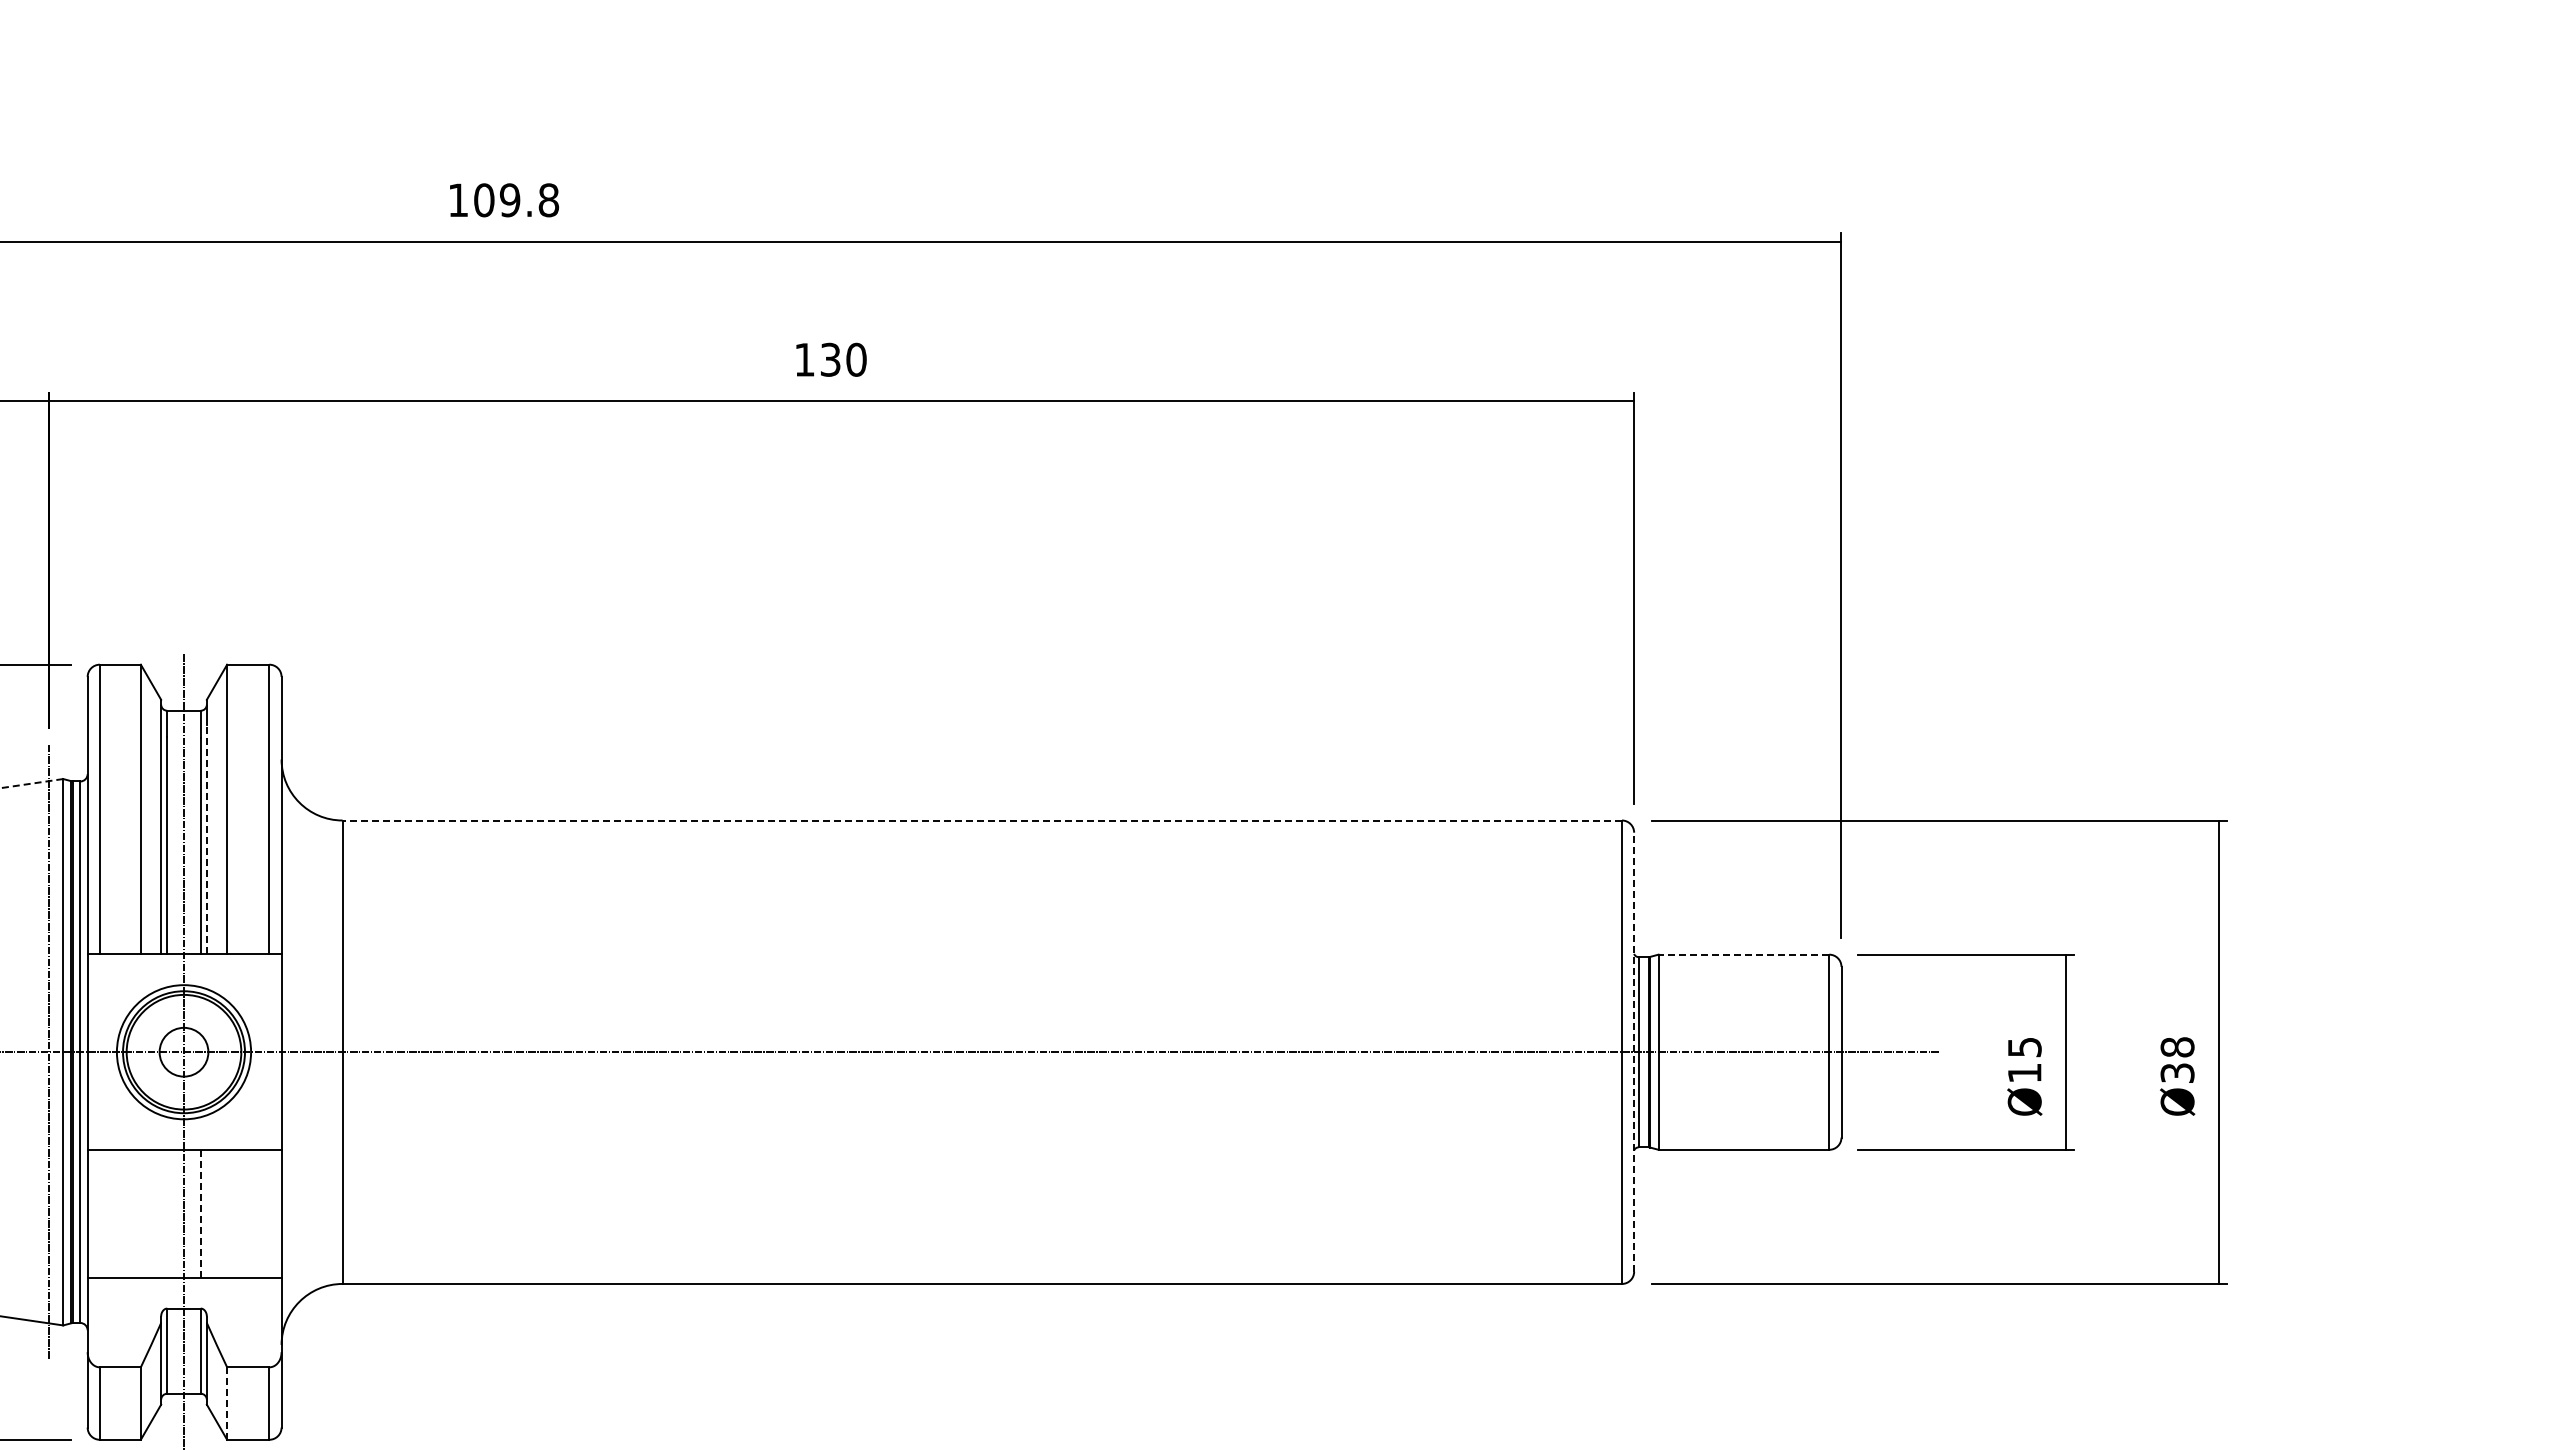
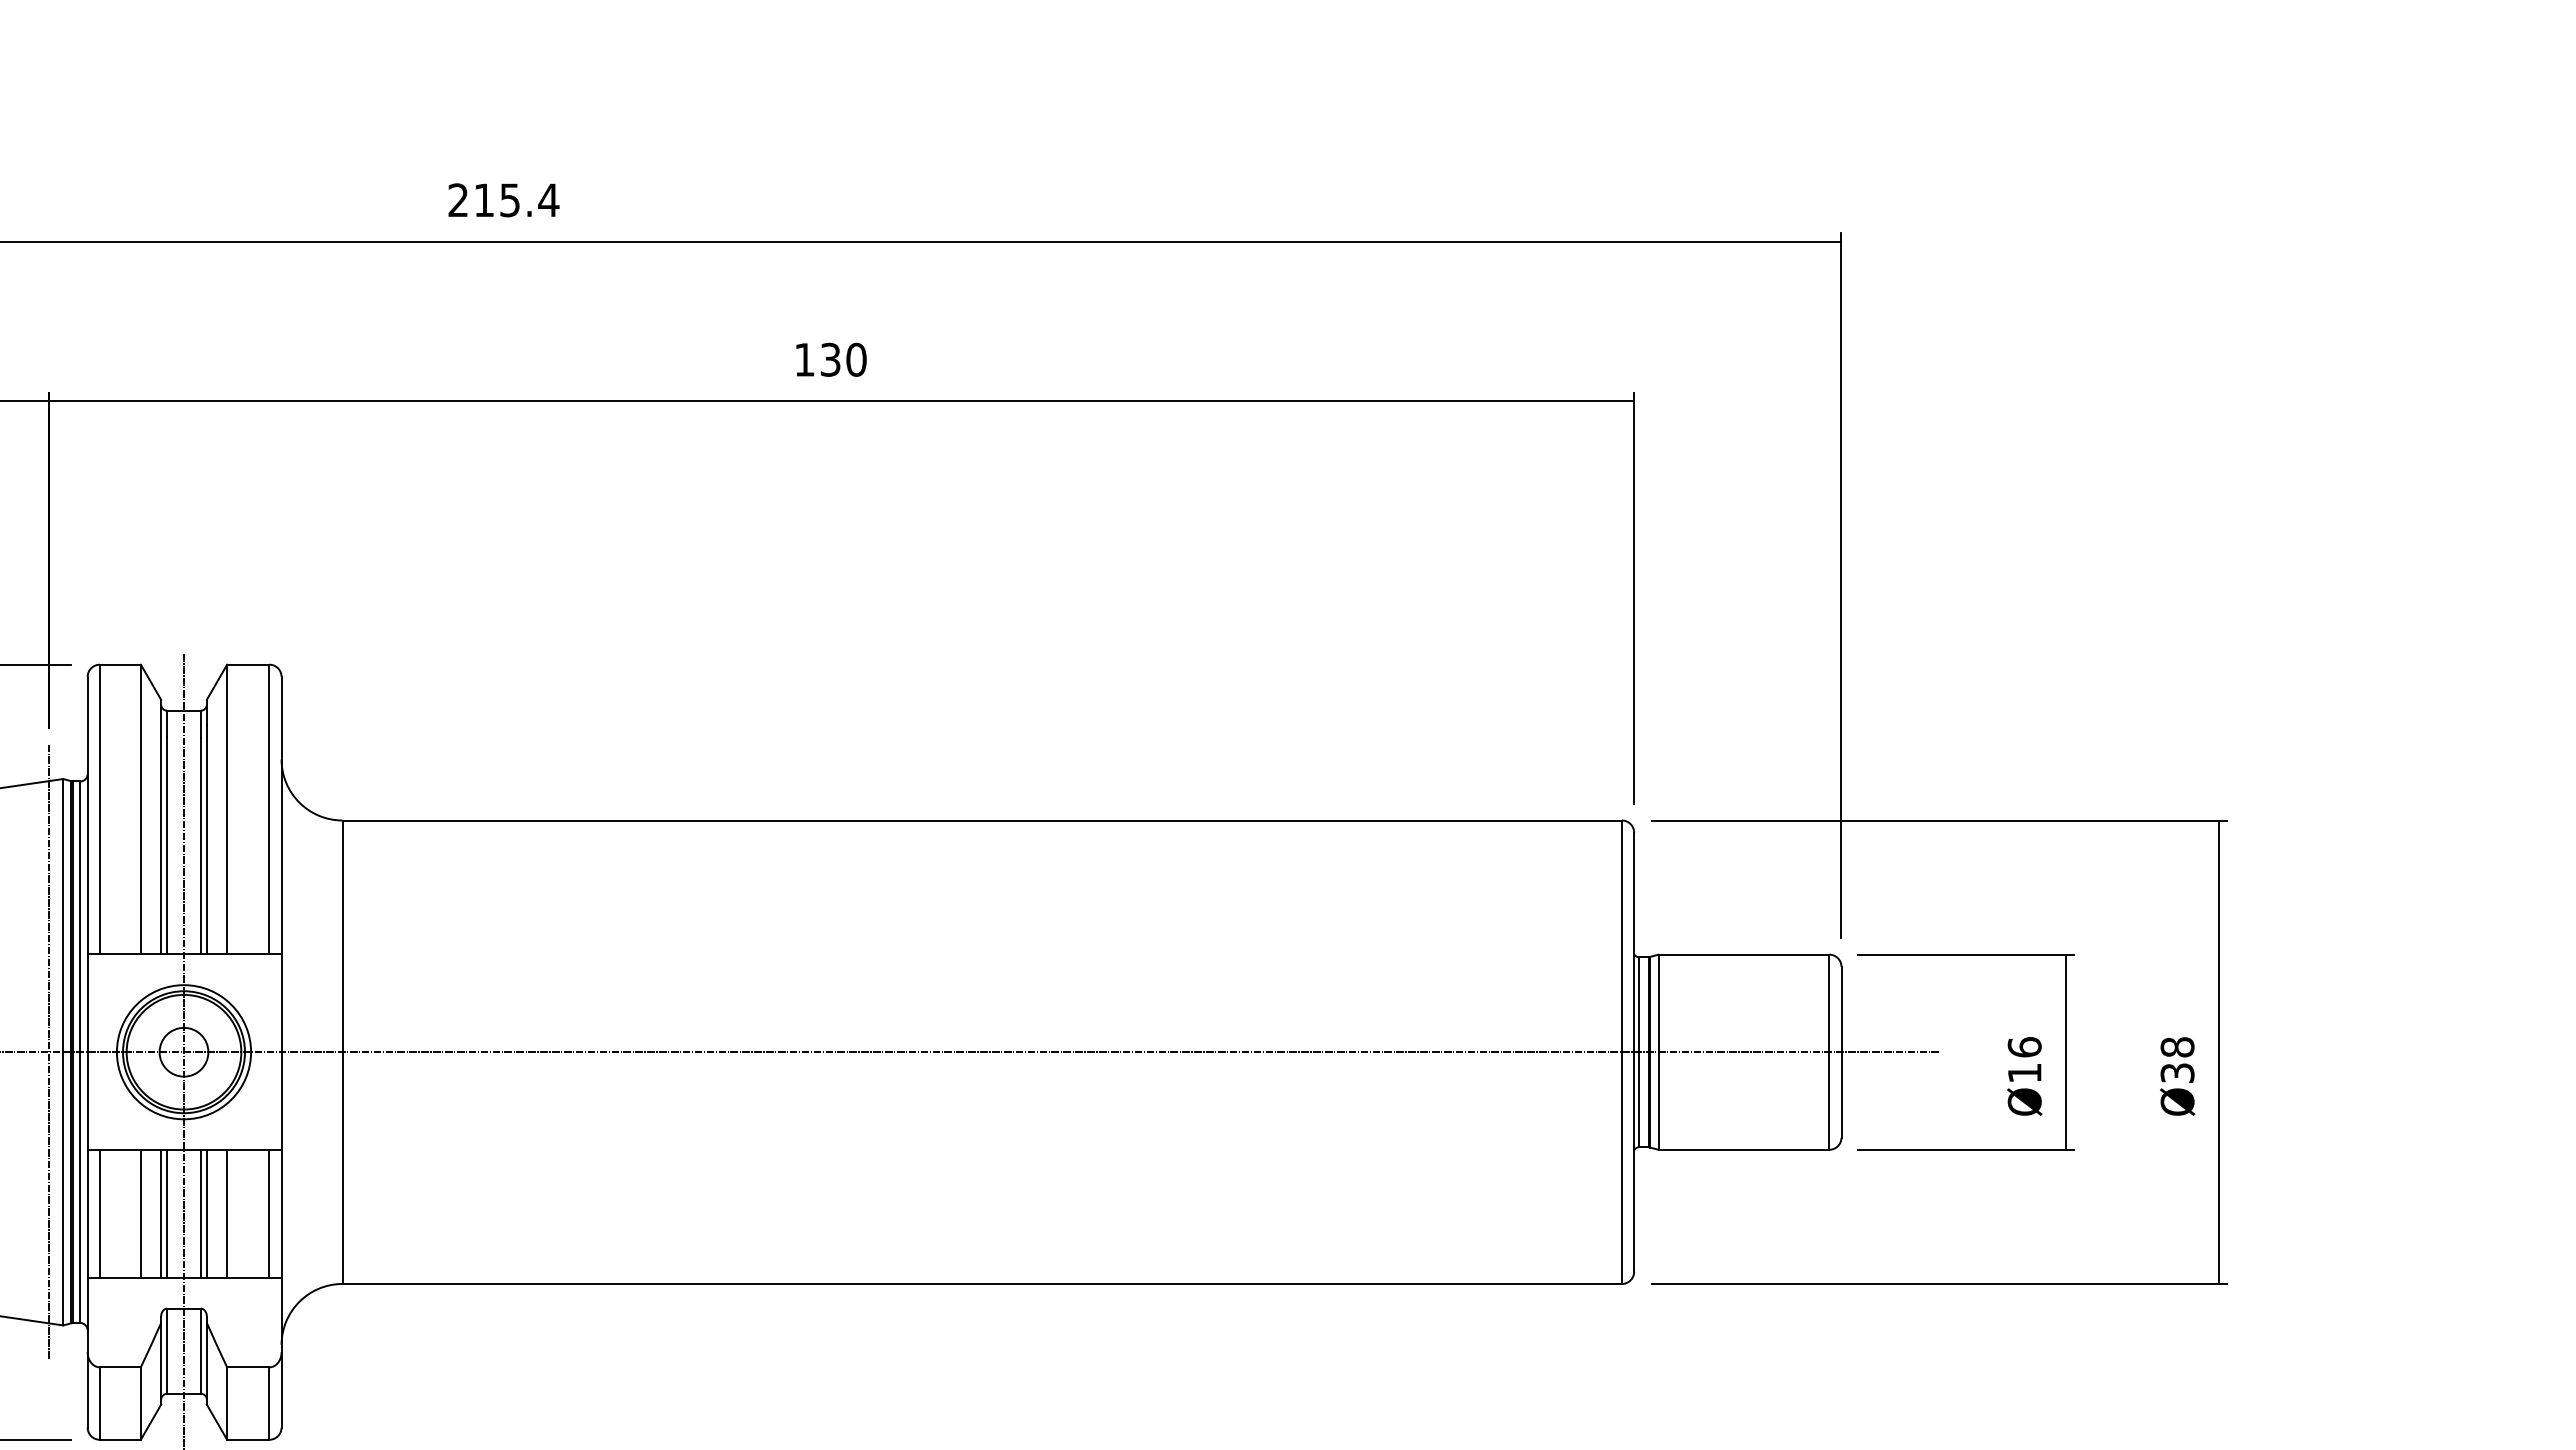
text: 109.8 -> 215.4 (503, 200)
line: dashed -> solid (31, 783)
line: dashed -> solid (982, 820)
line: dashed -> solid (206, 839)
line: dashed -> solid (1743, 954)
text: Ø15 -> Ø16 (2024, 1047)
line: dashed -> solid (1634, 1052)
line: none -> present (99, 1213)
line: none -> present (140, 1213)
line: none -> present (161, 1213)
line: none -> present (167, 1213)
line: none -> present (206, 1213)
line: none -> present (227, 1213)
line: none -> present (269, 1213)
line: dashed -> solid (200, 1214)
line: dashed -> solid (227, 1404)
